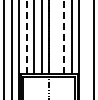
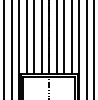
line: dashed -> solid (26, 36)
line: dashed -> solid (64, 36)
line: none -> present (56, 38)
line: none -> present (86, 49)
